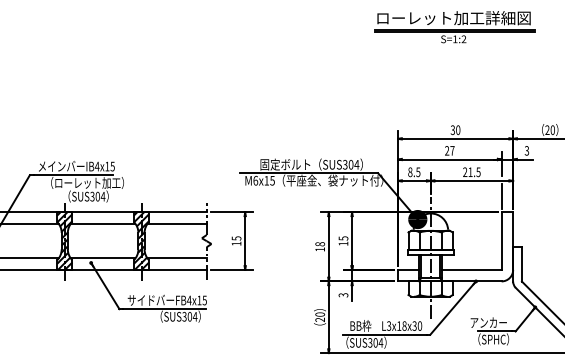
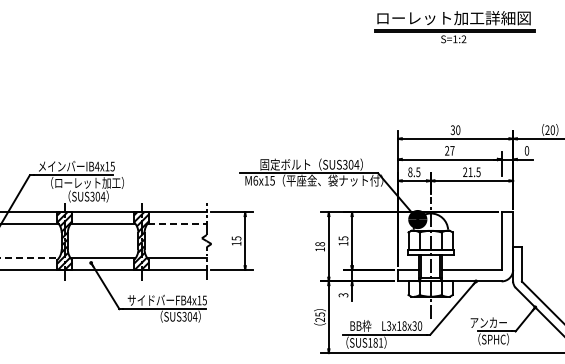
text: 3 -> 0 (526, 150)
line: present -> none (501, 196)
line: solid -> dashed (177, 223)
line: solid -> dashed (29, 258)
text: 20 -> 25 (319, 314)
text: SUS304 -> SUS181 (375, 342)
